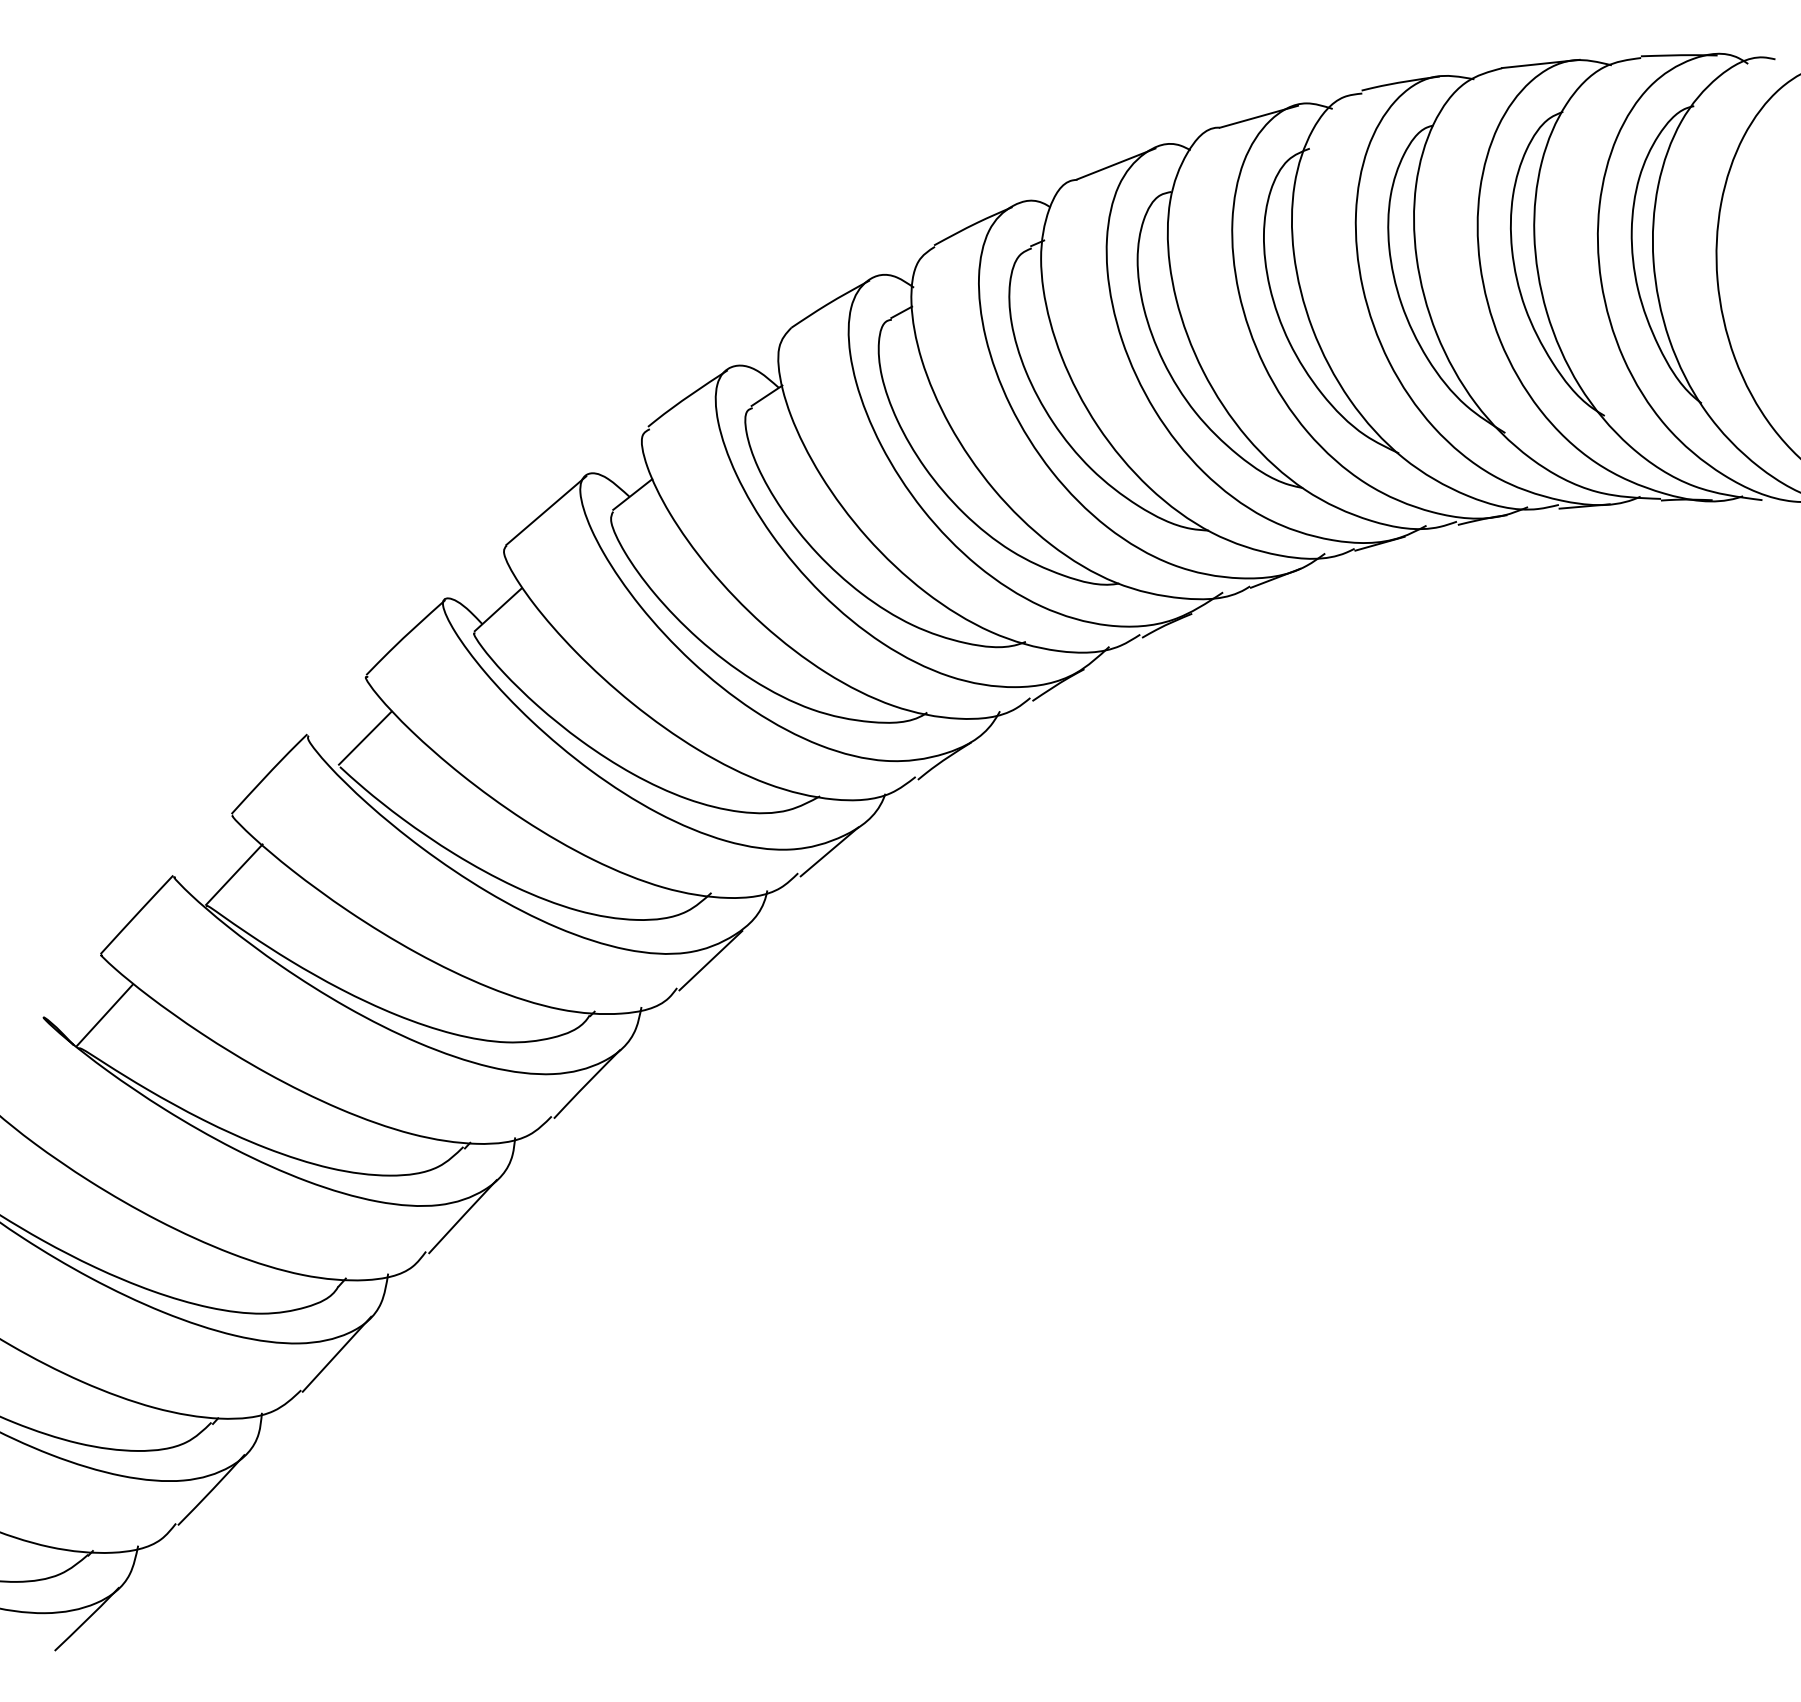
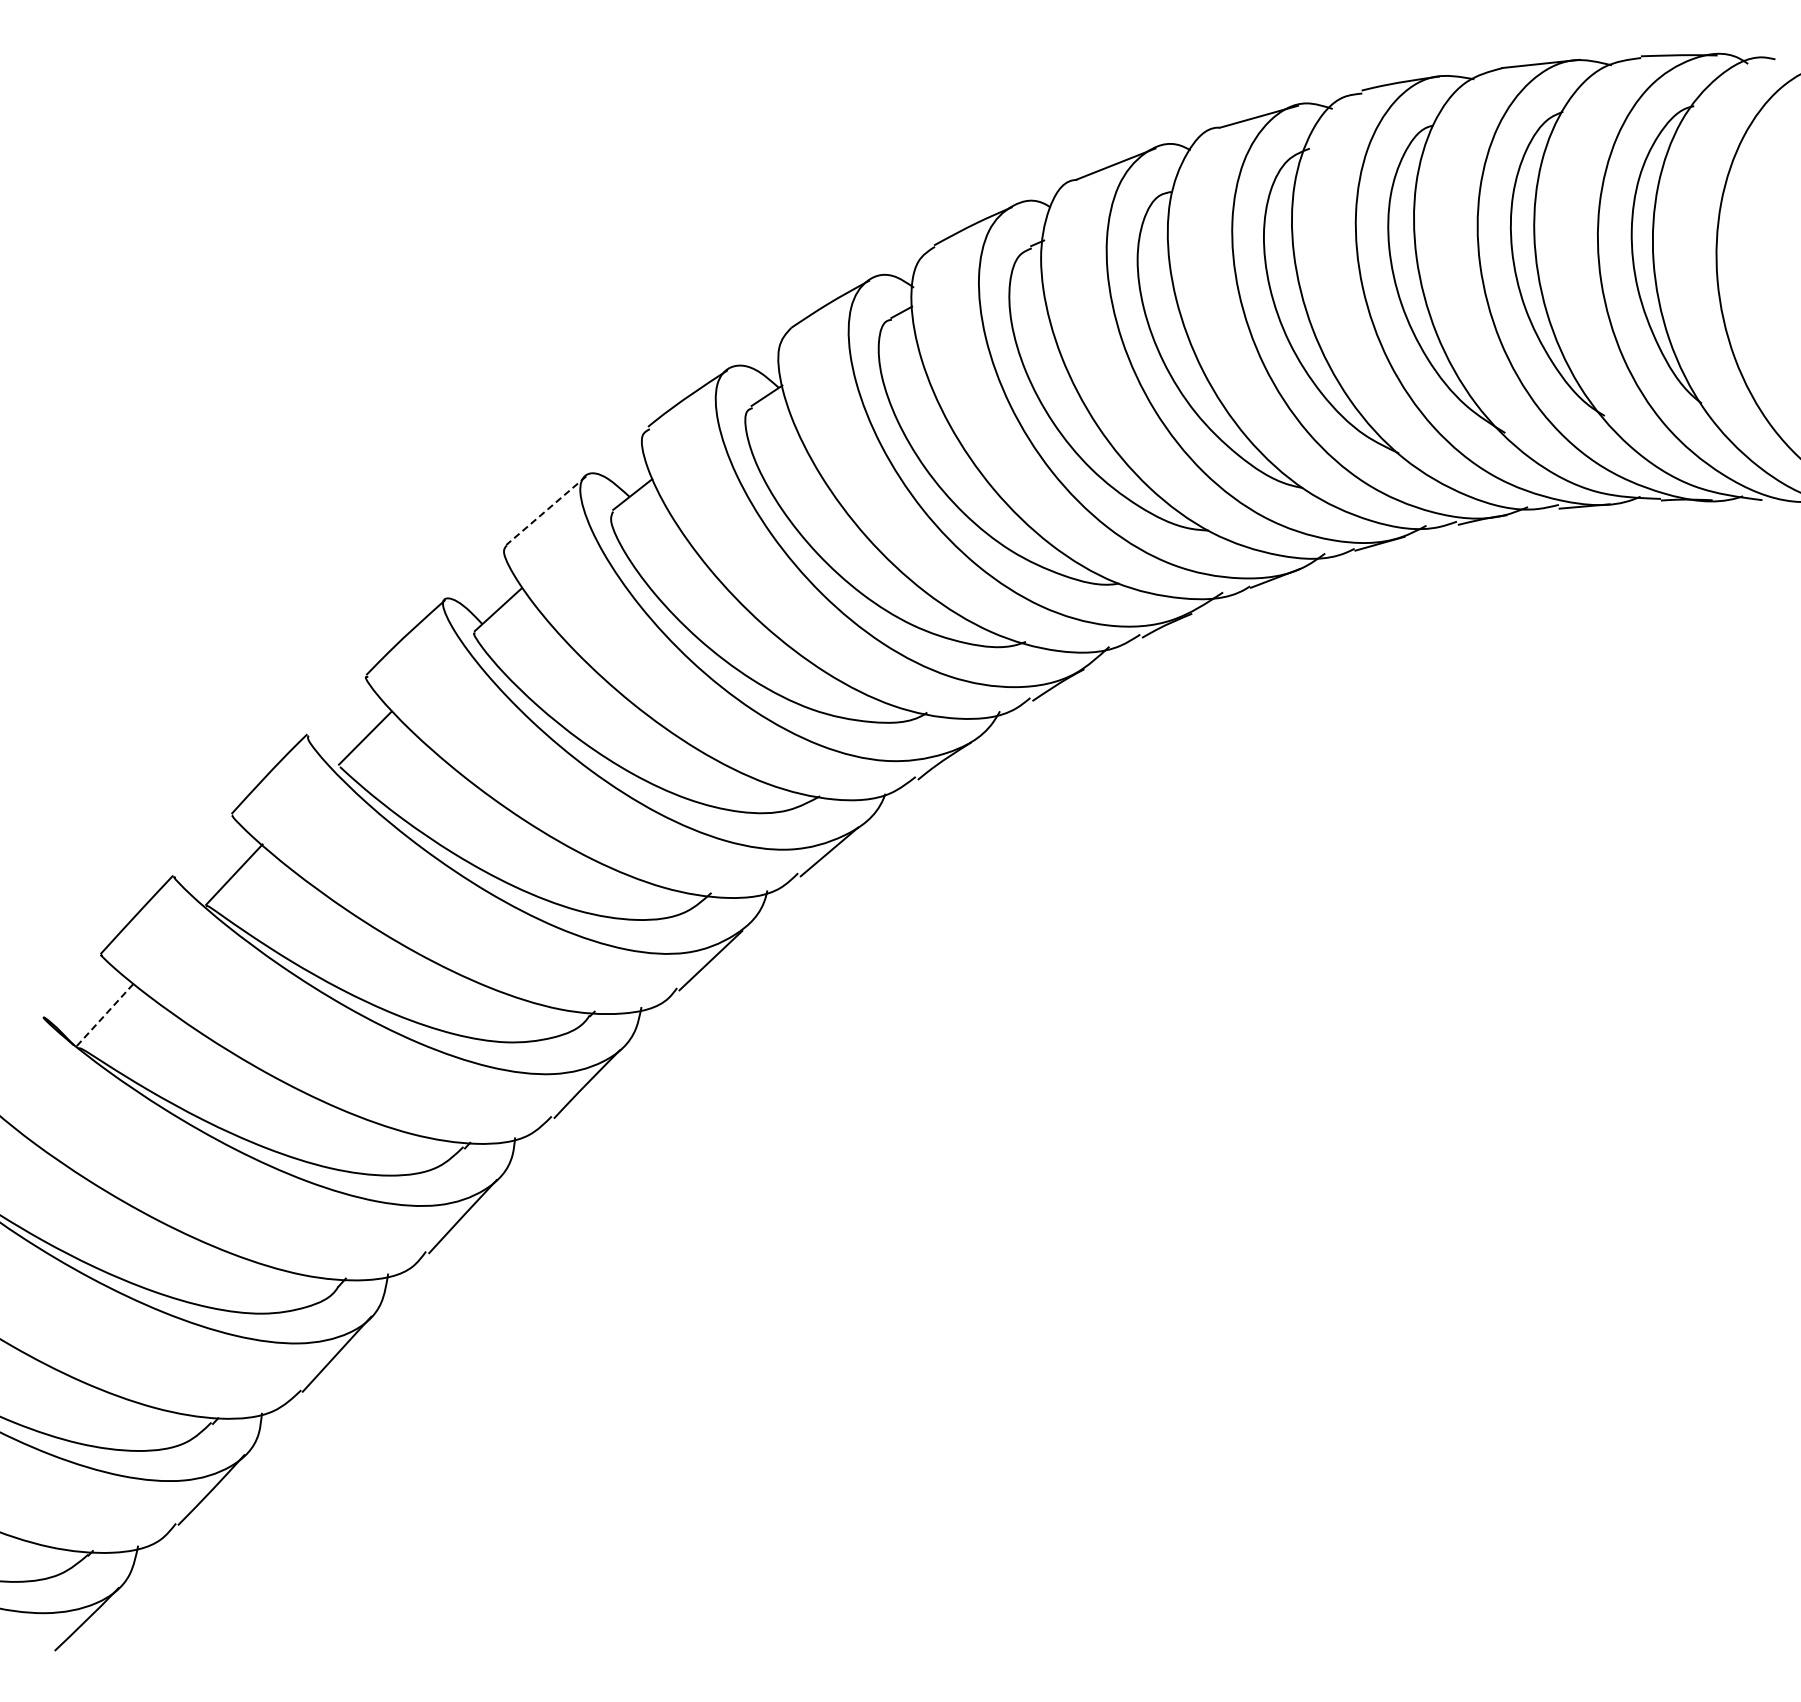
line: solid -> dashed (546, 510)
line: solid -> dashed (104, 1015)
